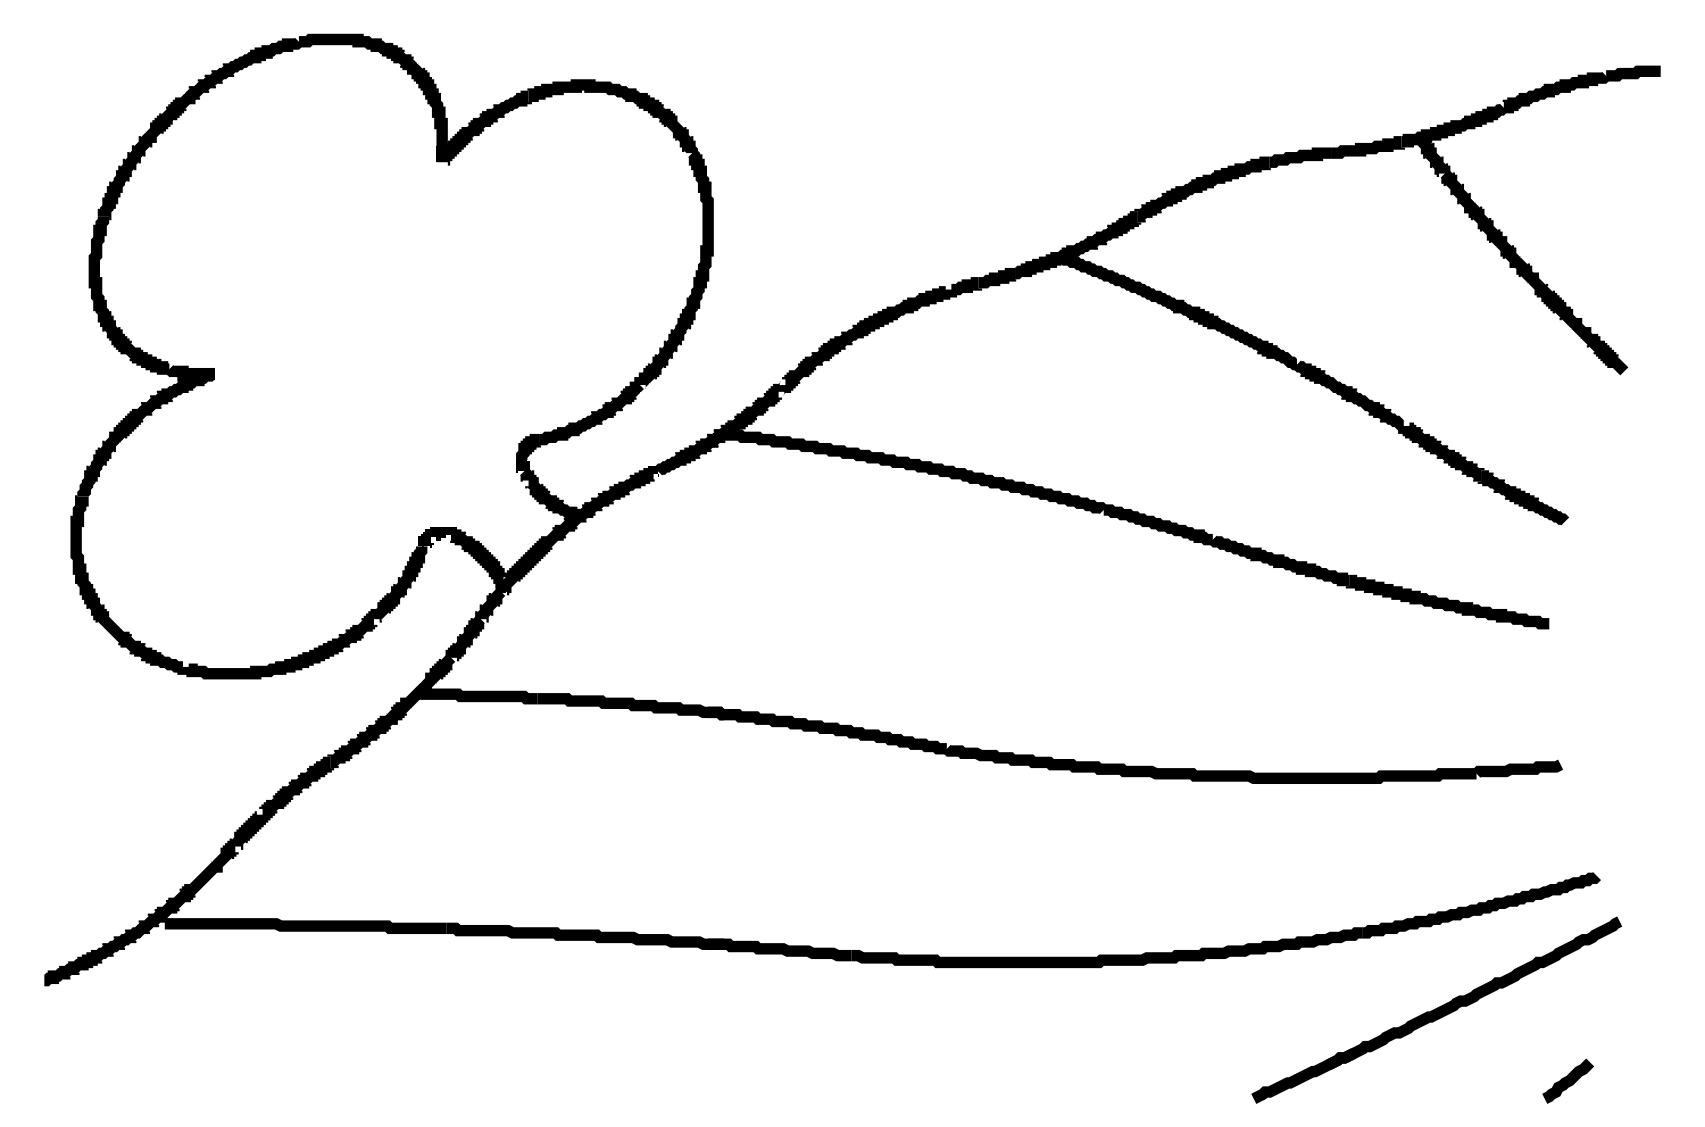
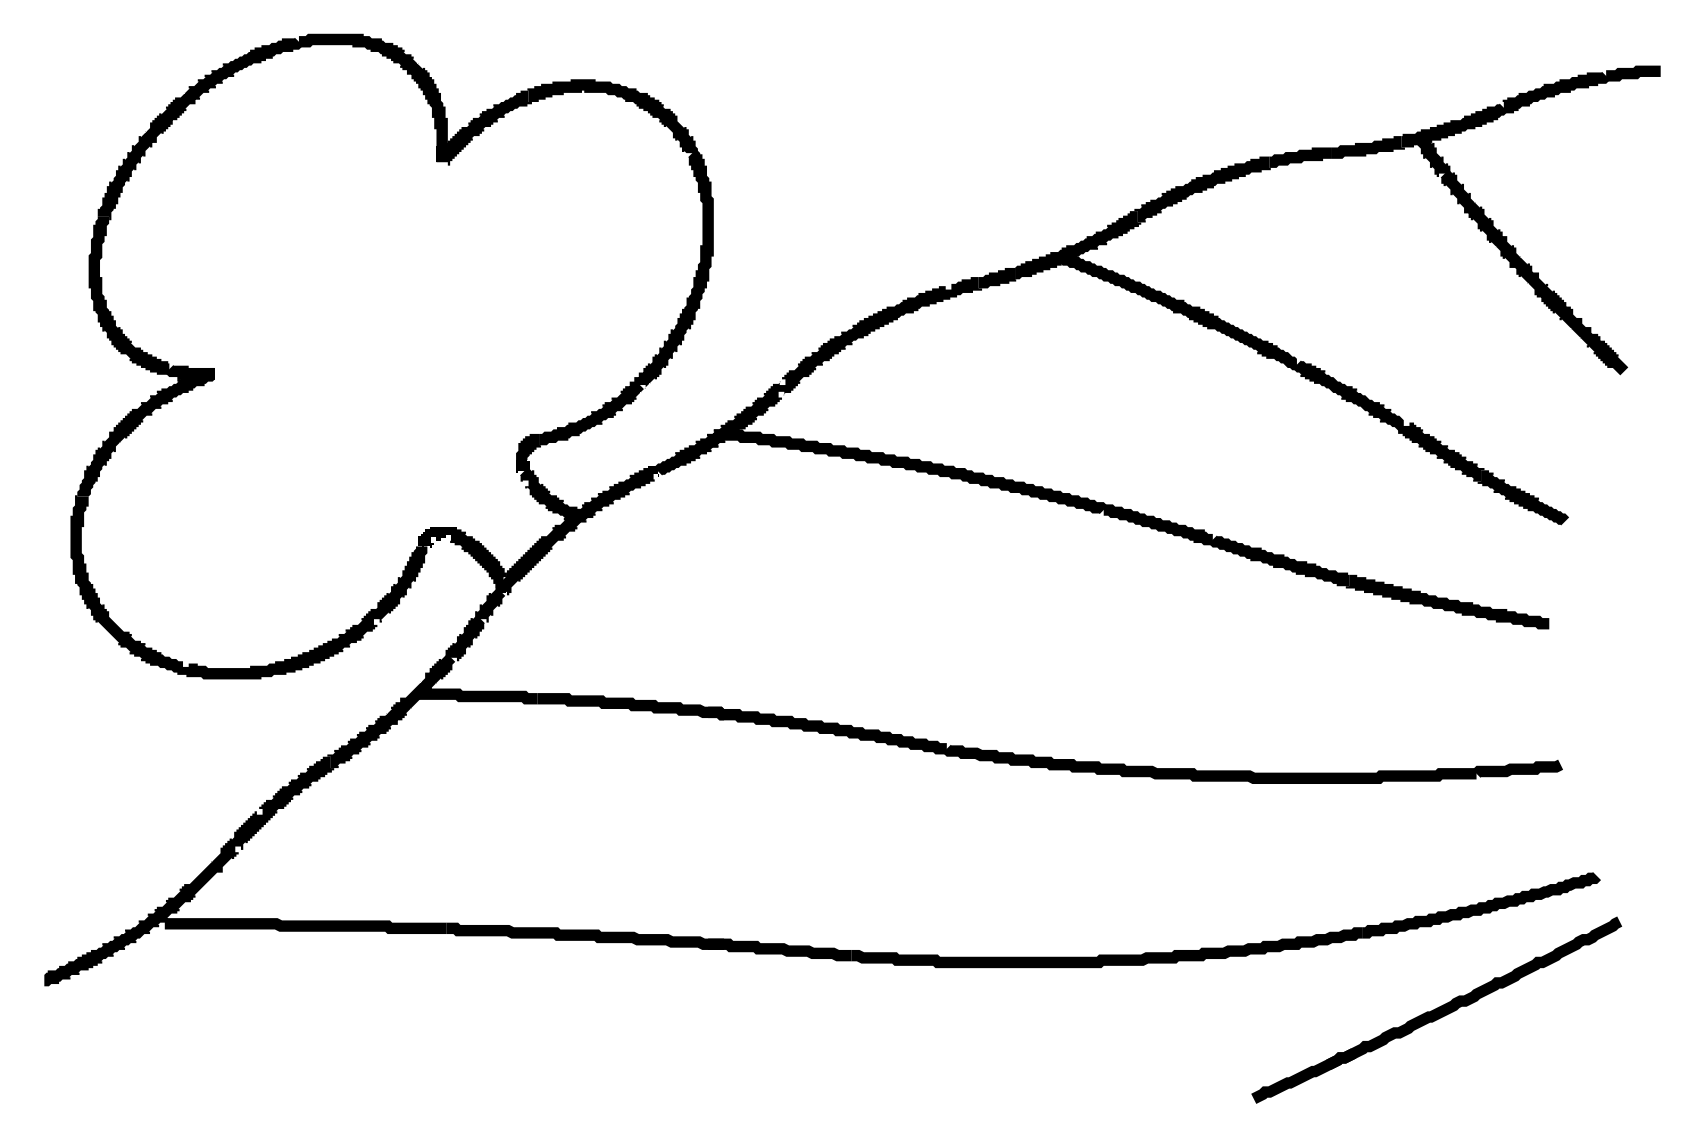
curve: present -> none (1567, 1080)
